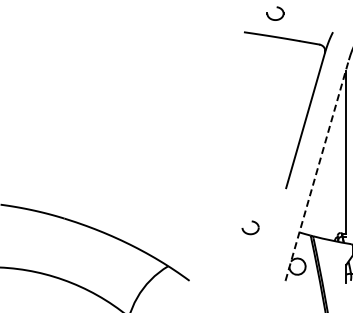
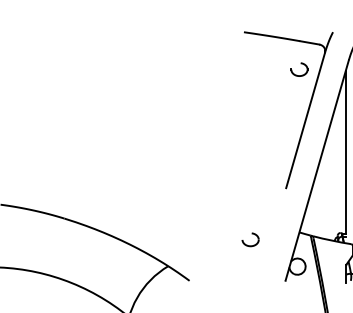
part position: (275, 13) -> (299, 69) (299, 69)
line: dashed -> solid (317, 170)
part position: (250, 227) -> (250, 239) (250, 239)
